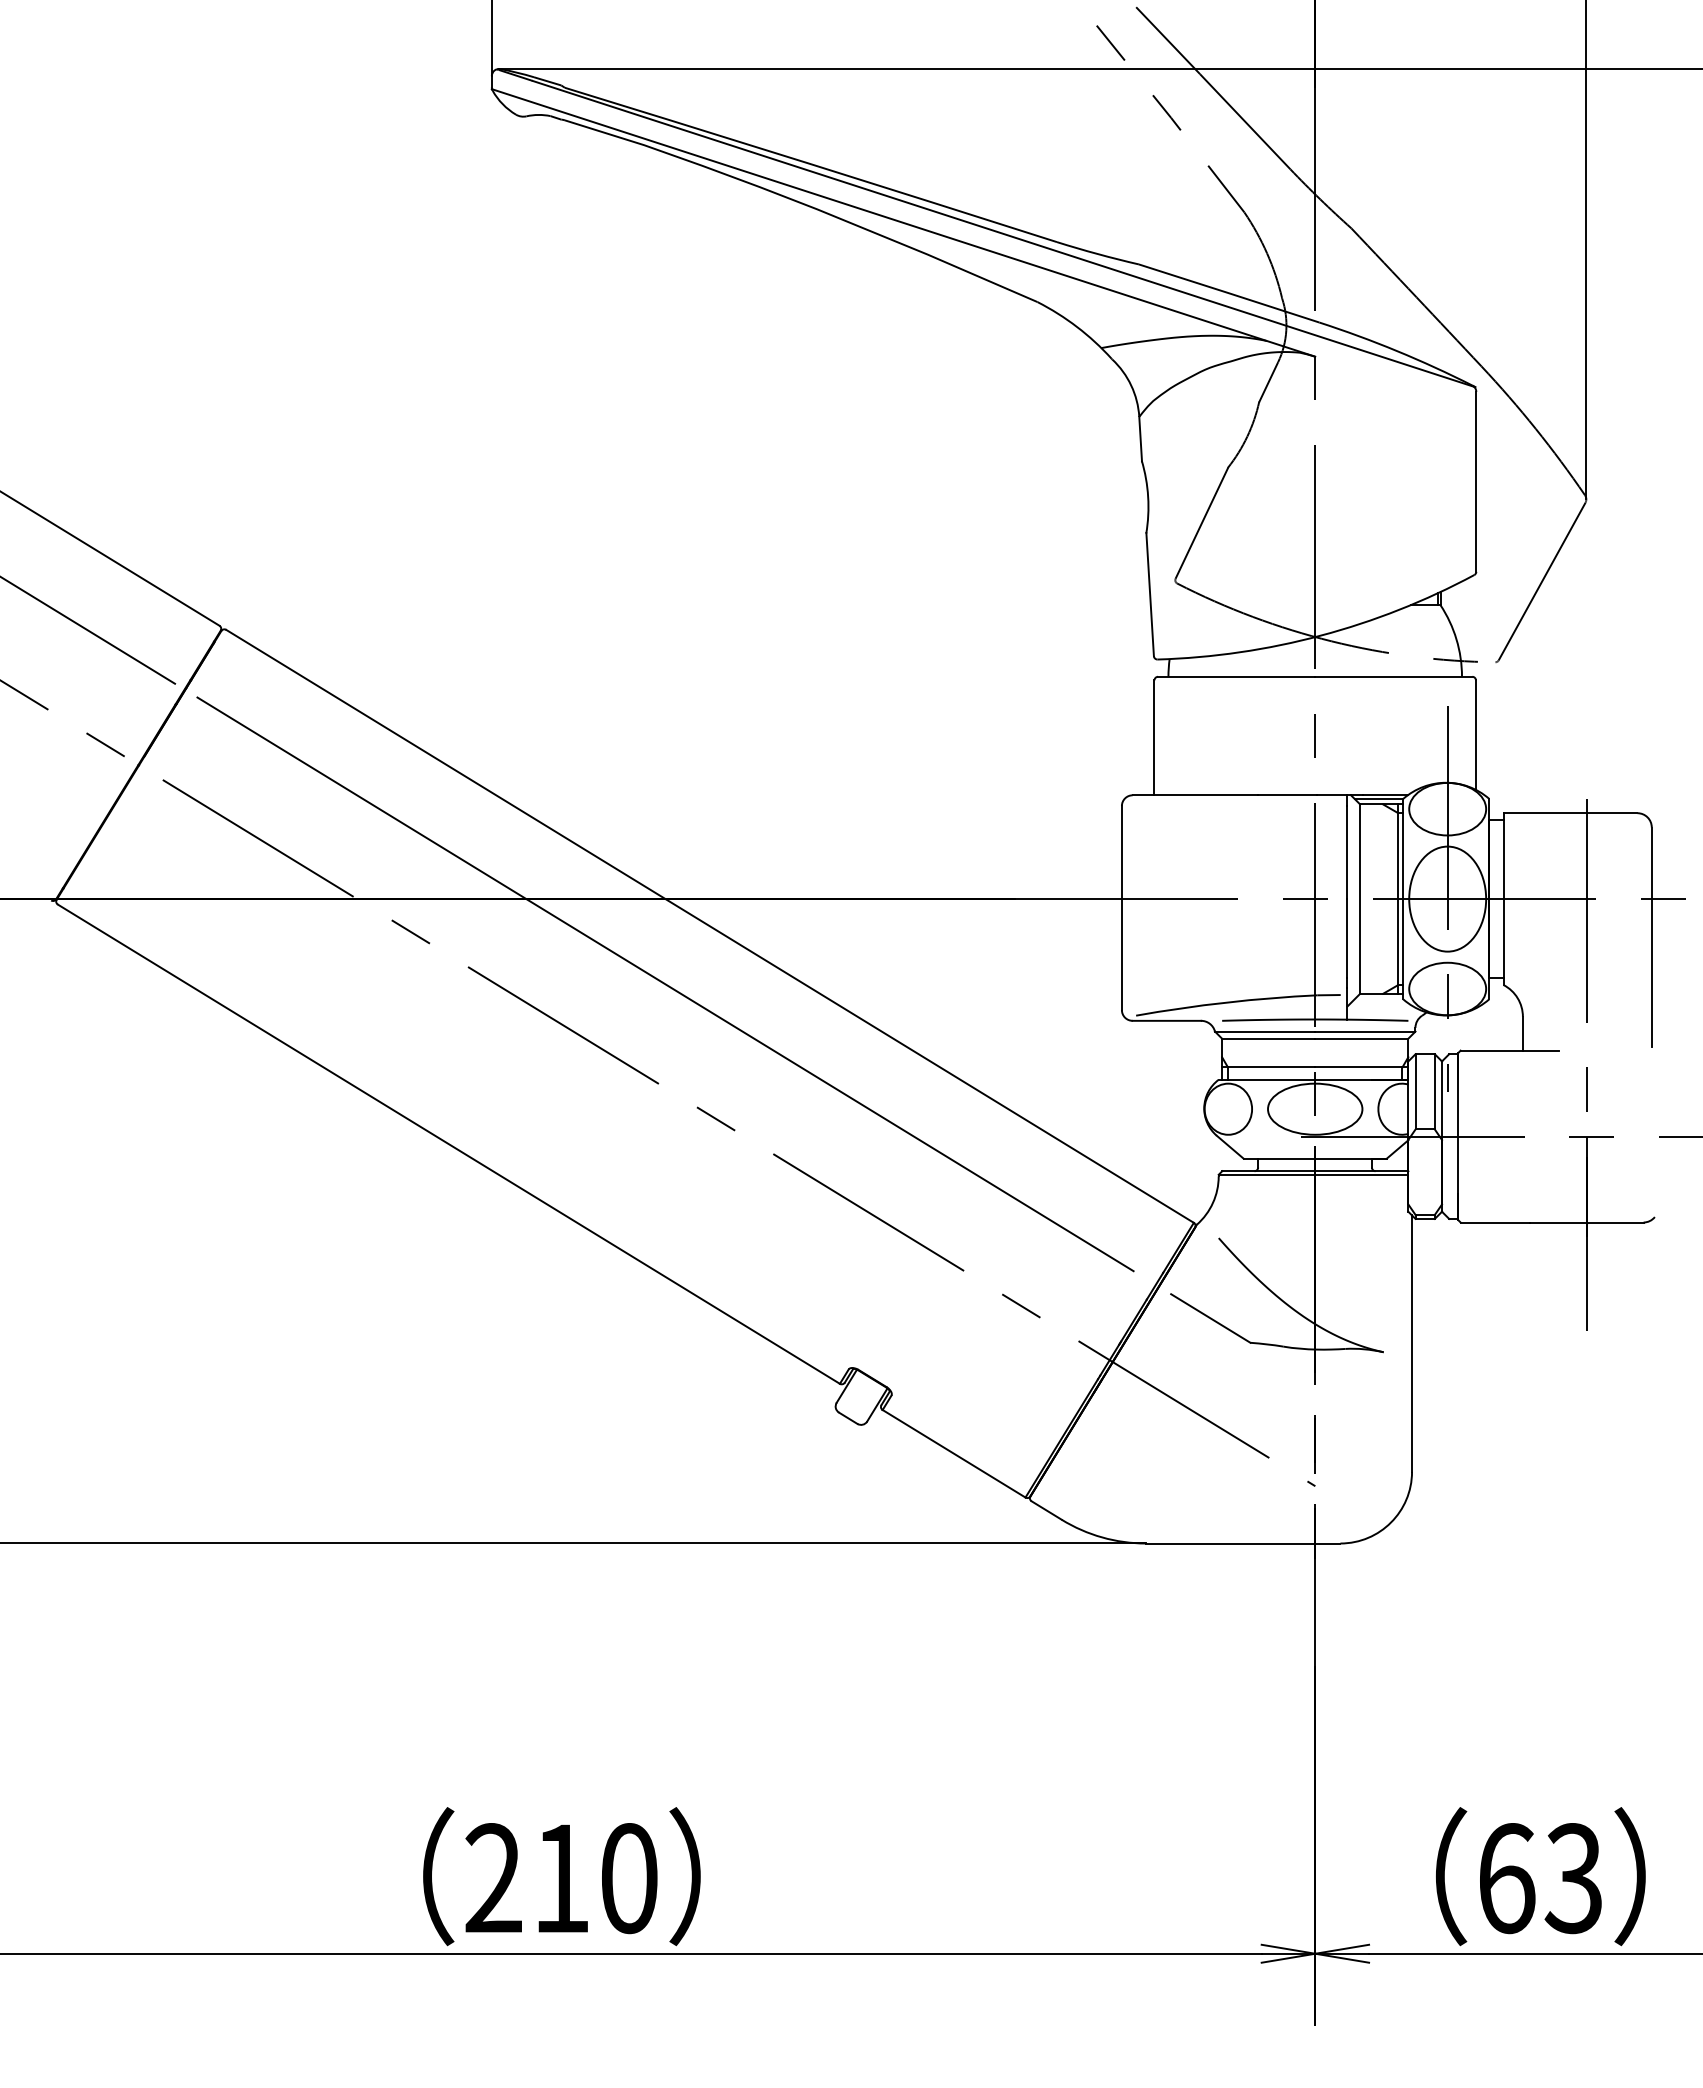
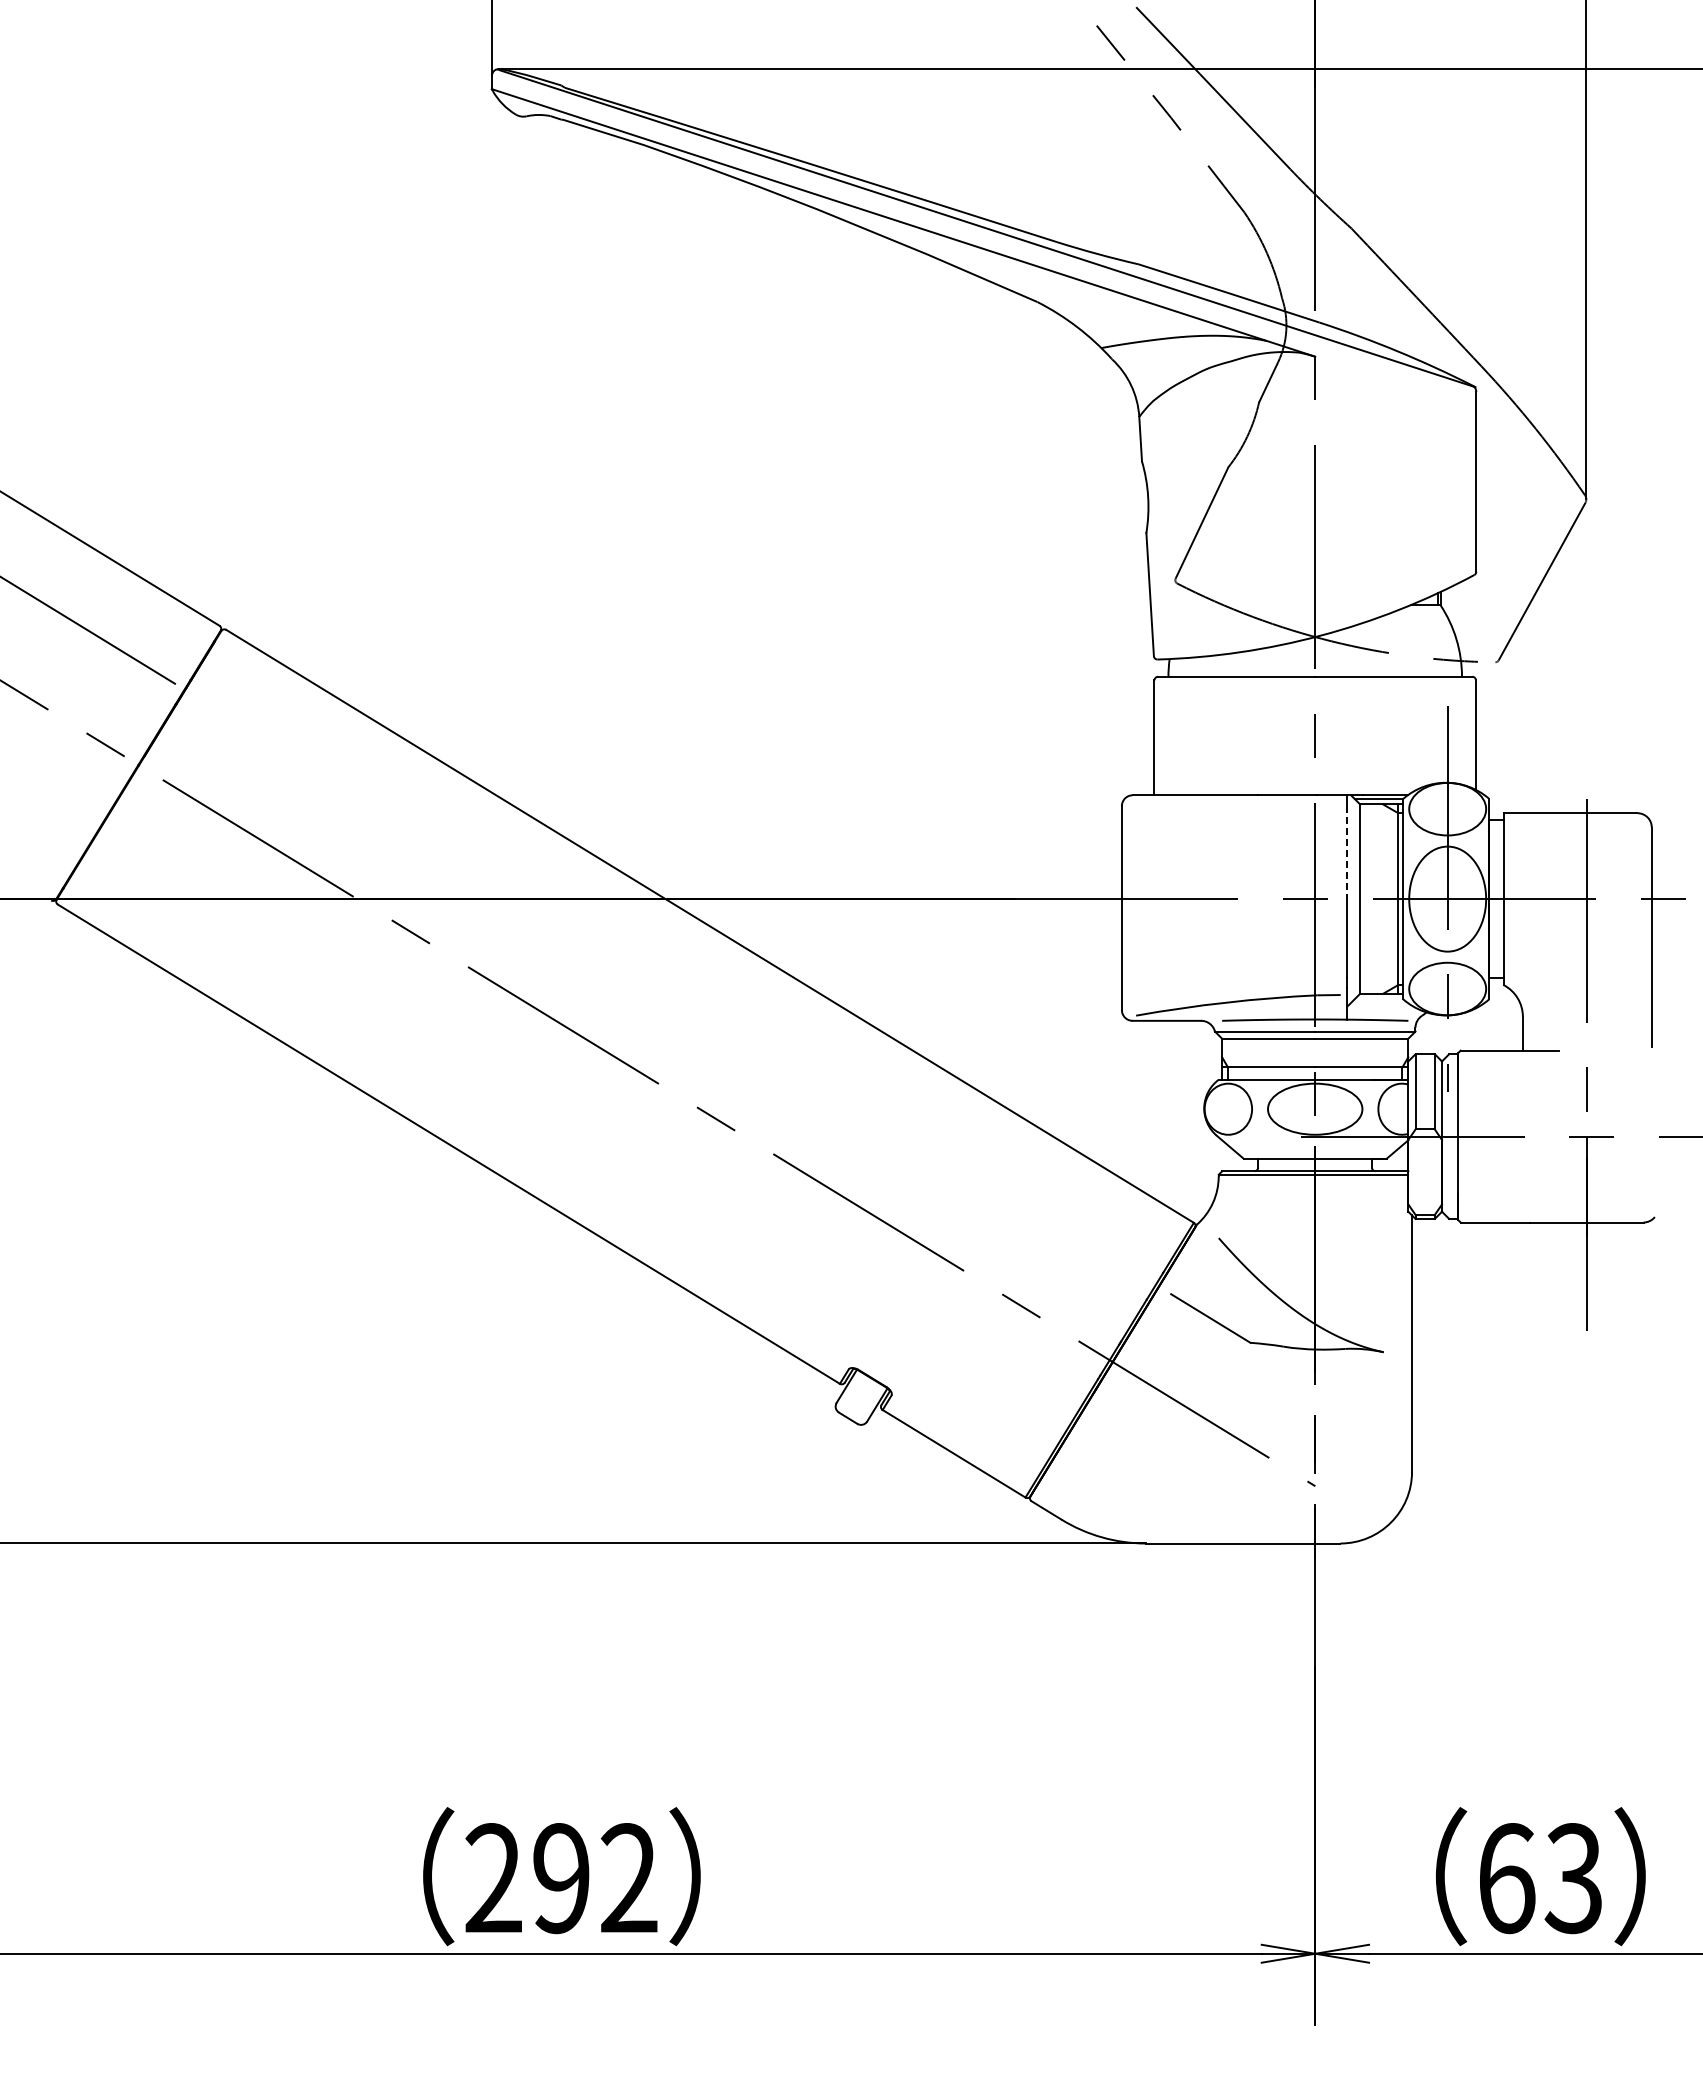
line: solid -> dashed (1347, 852)
line: present -> none (665, 984)
text: 210 -> 292 (595, 1878)
